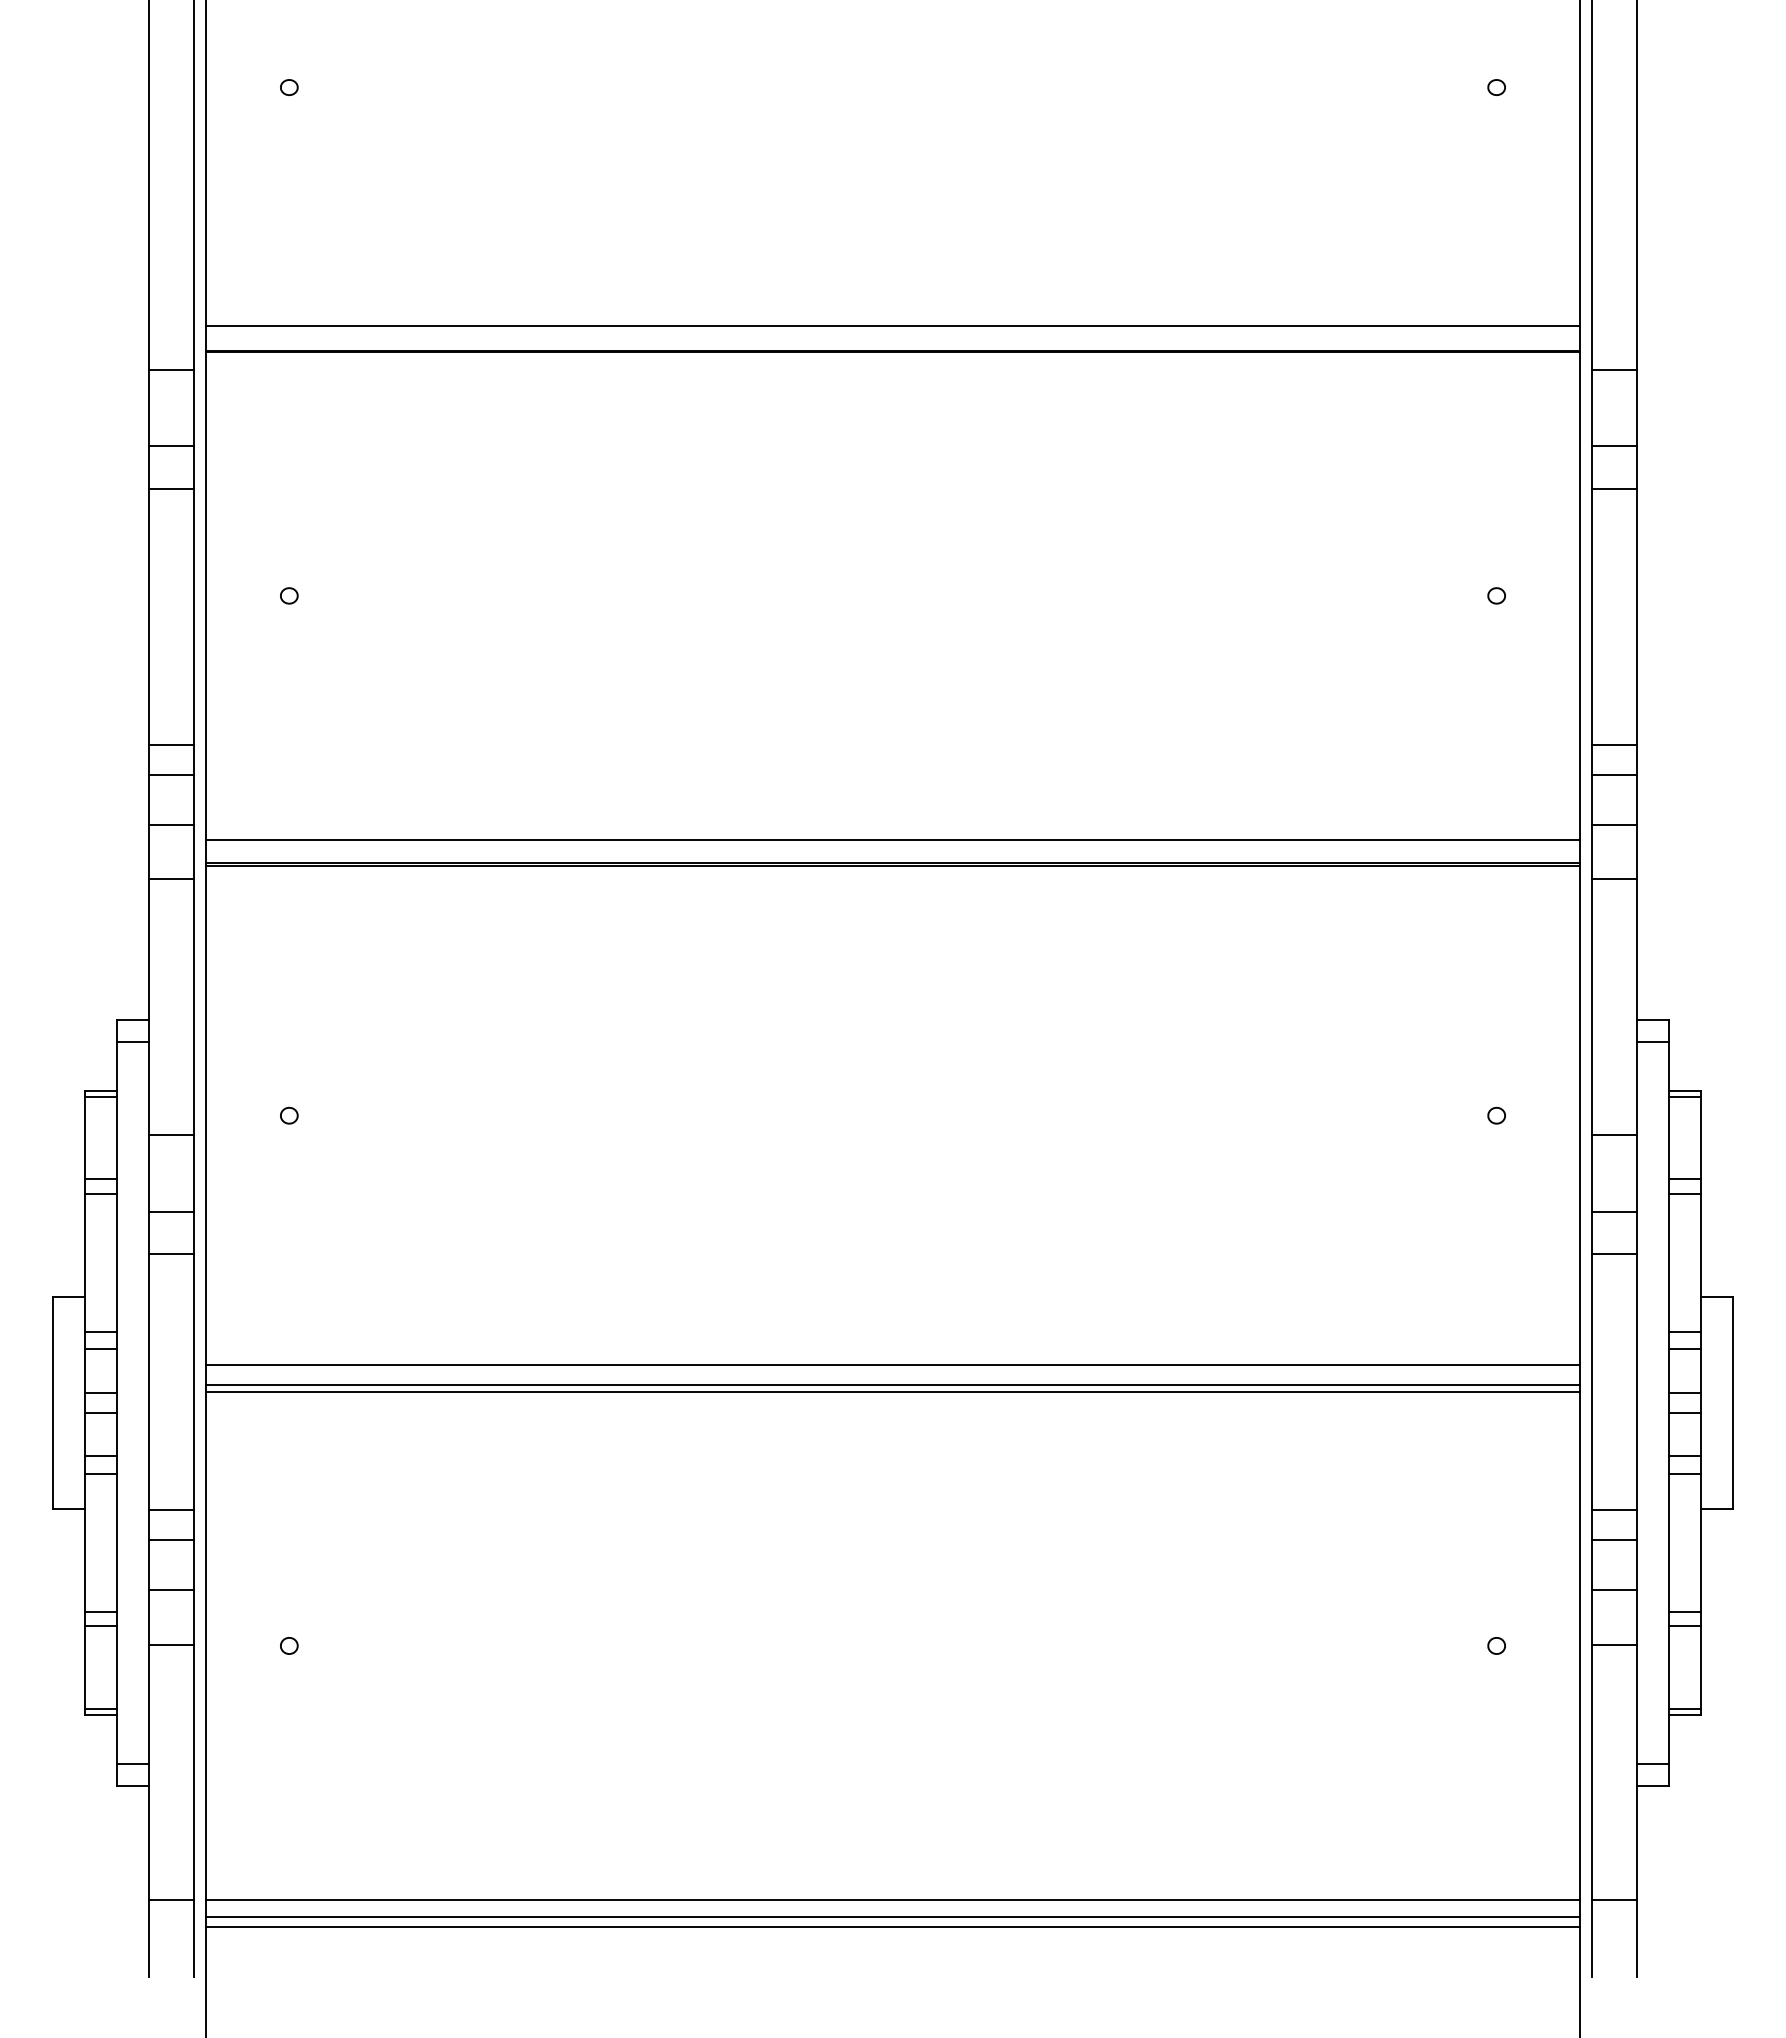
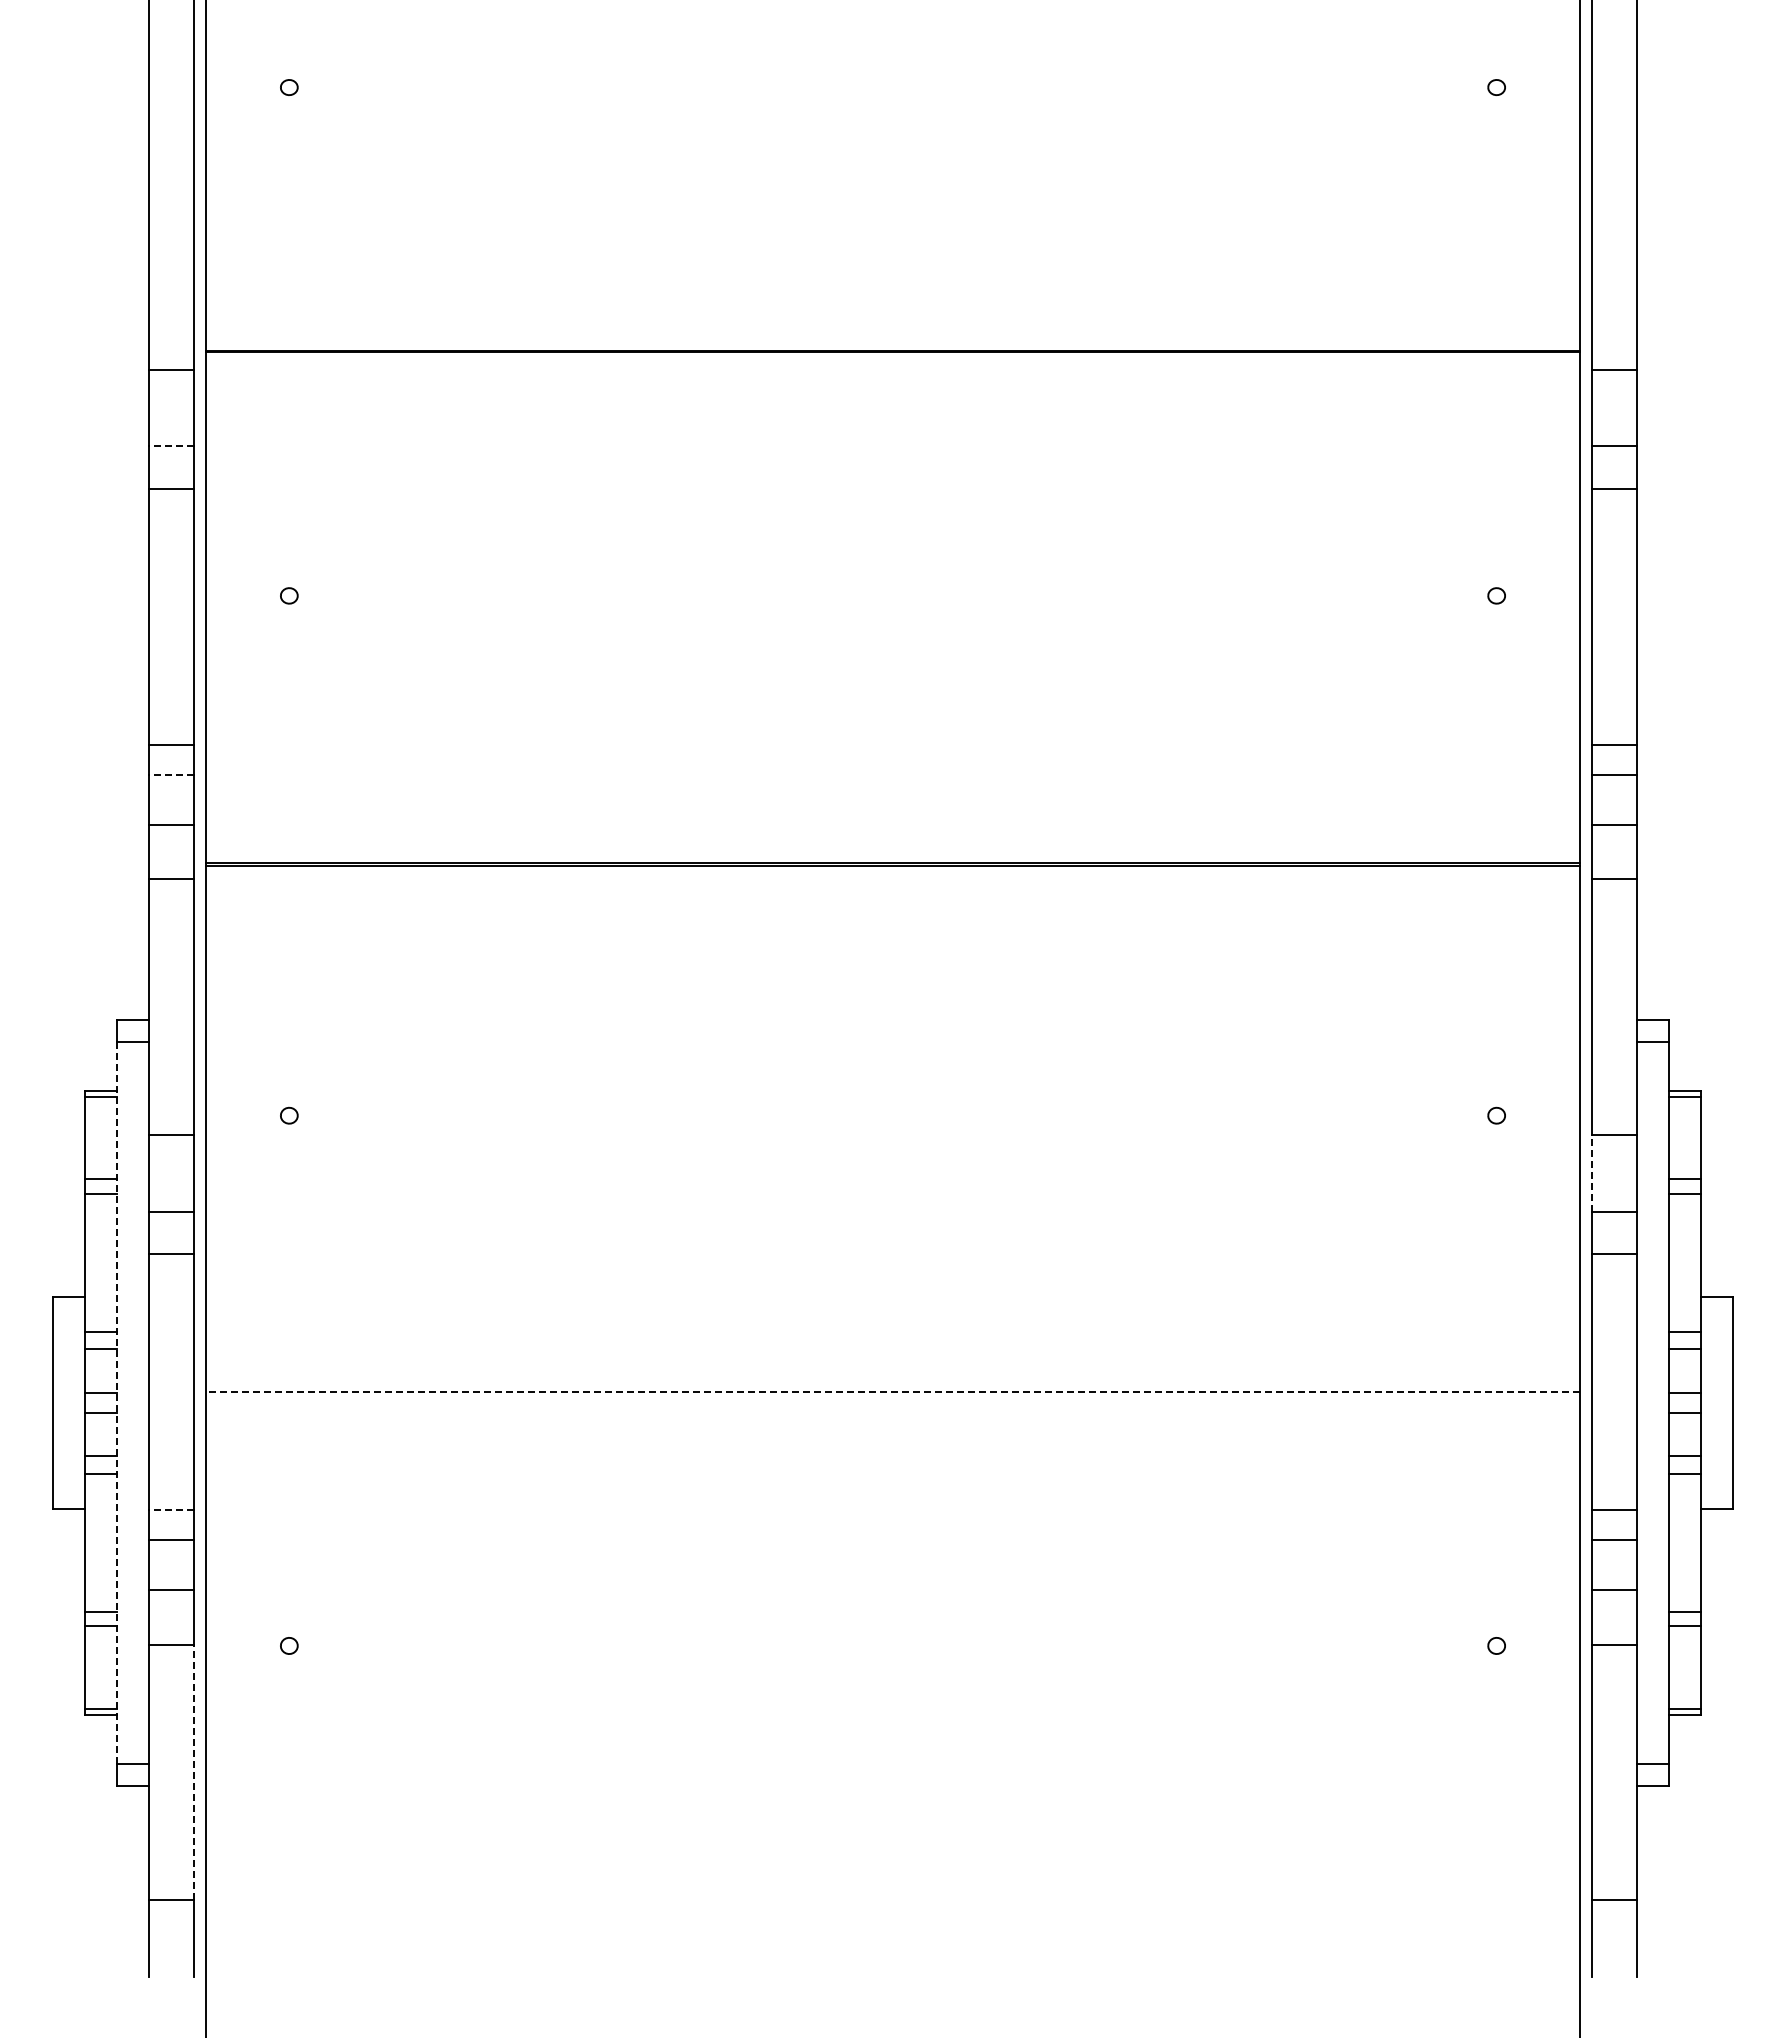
line: present -> none (892, 325)
line: solid -> dashed (170, 446)
line: solid -> dashed (170, 774)
line: present -> none (892, 840)
line: solid -> dashed (1592, 1172)
line: present -> none (892, 1365)
line: present -> none (892, 1385)
line: solid -> dashed (892, 1391)
line: solid -> dashed (117, 1403)
line: solid -> dashed (170, 1509)
line: solid -> dashed (193, 1772)
line: present -> none (892, 1899)
line: present -> none (892, 1916)
line: present -> none (892, 1926)
